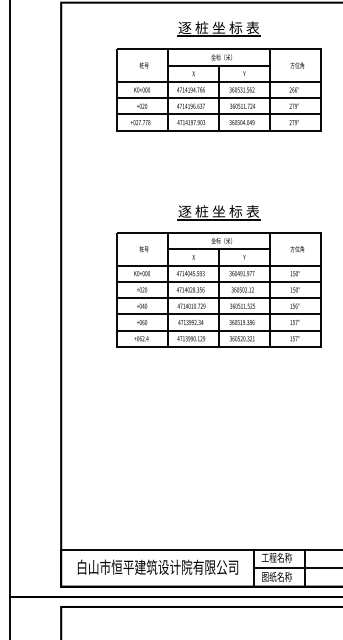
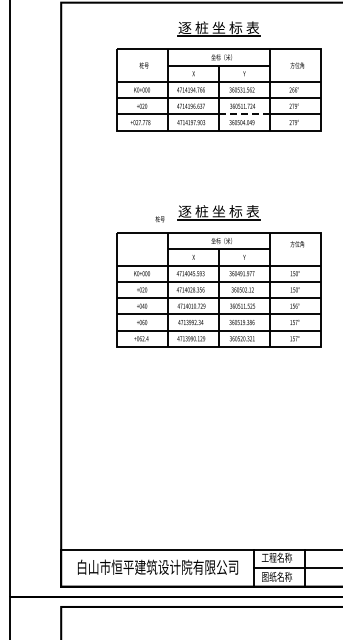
line: solid -> dashed (244, 114)
text position: (143, 249) -> (159, 219) (159, 219)
text position: (296, 249) -> (296, 244) (296, 244)
